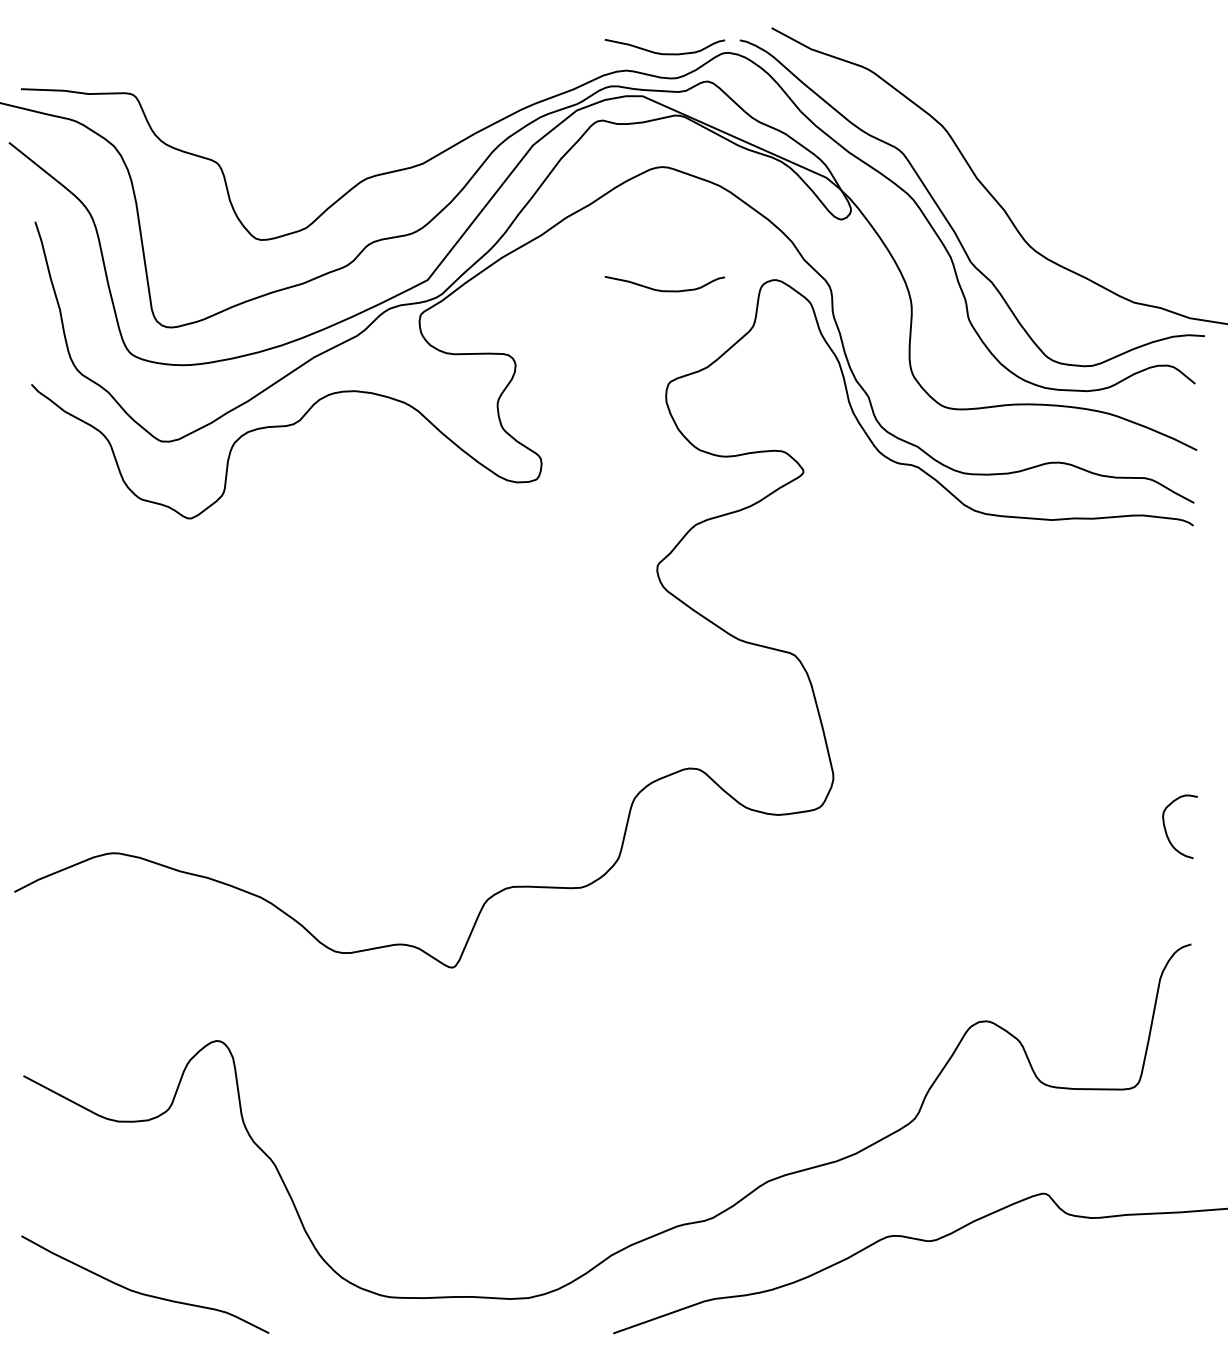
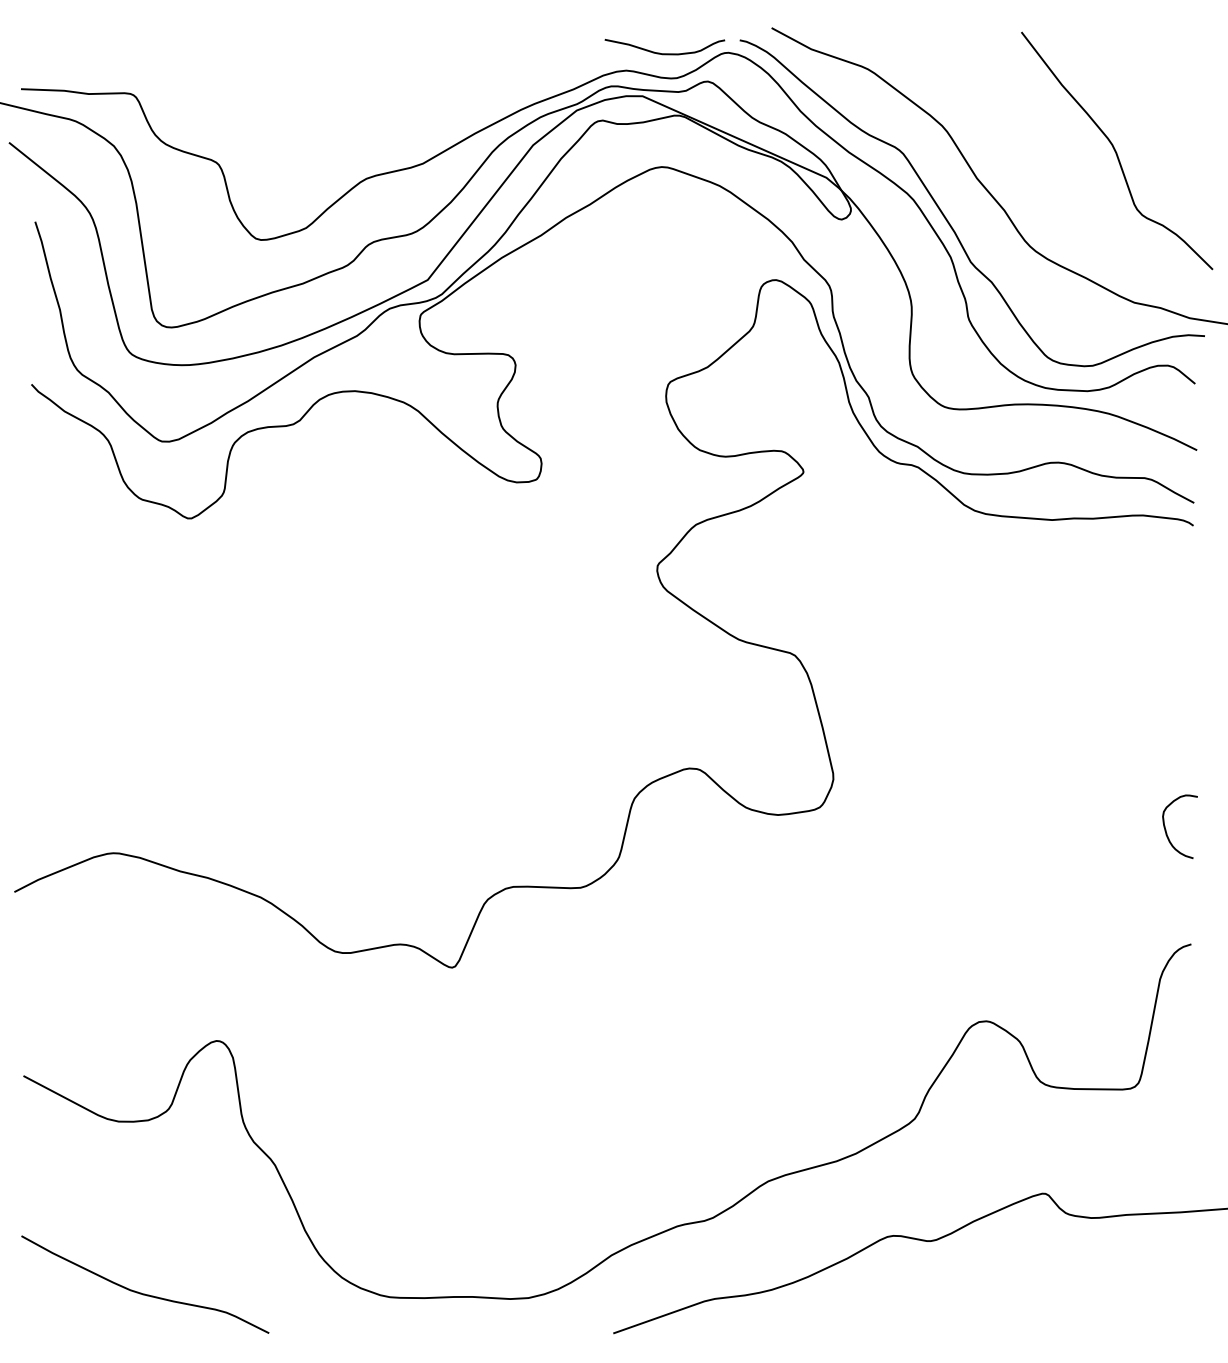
curve: none -> present (1116, 150)
curve: present -> none (664, 290)
